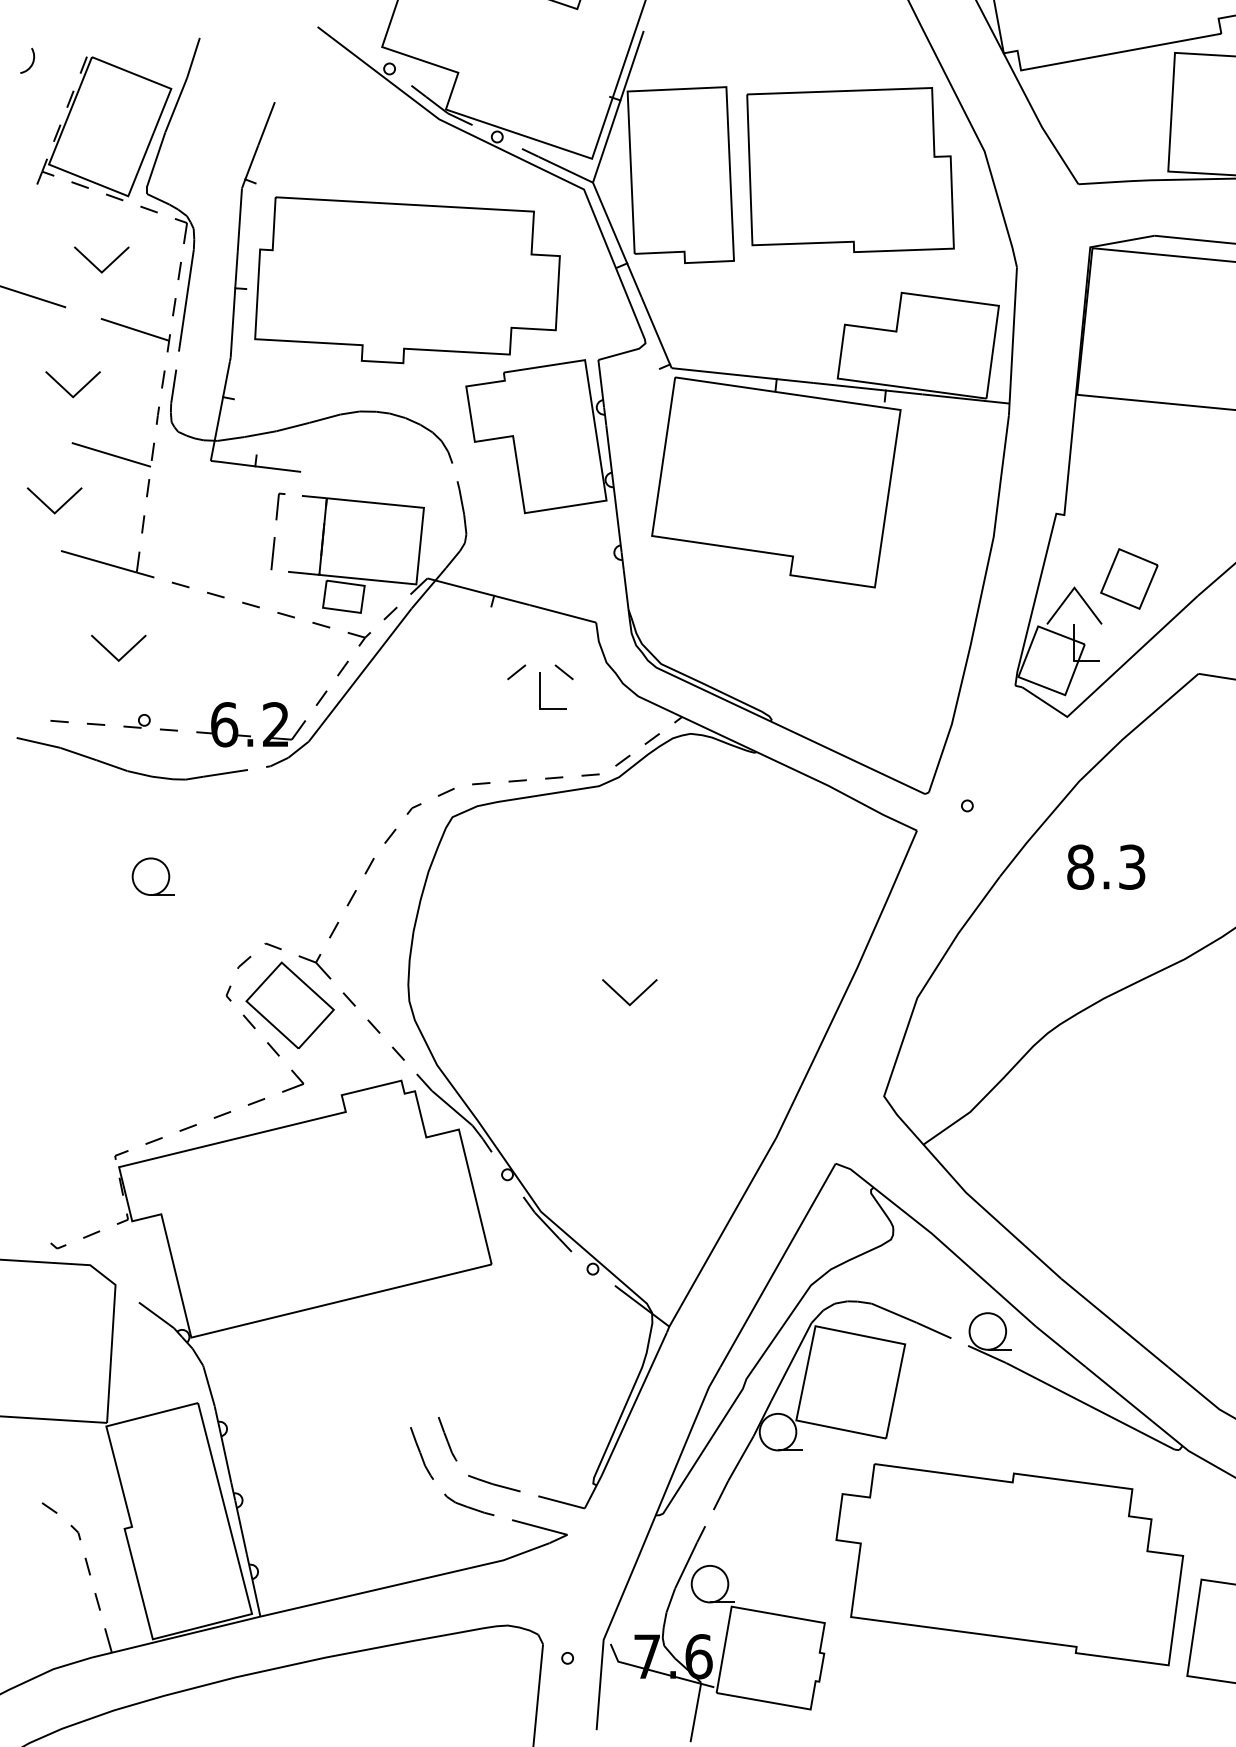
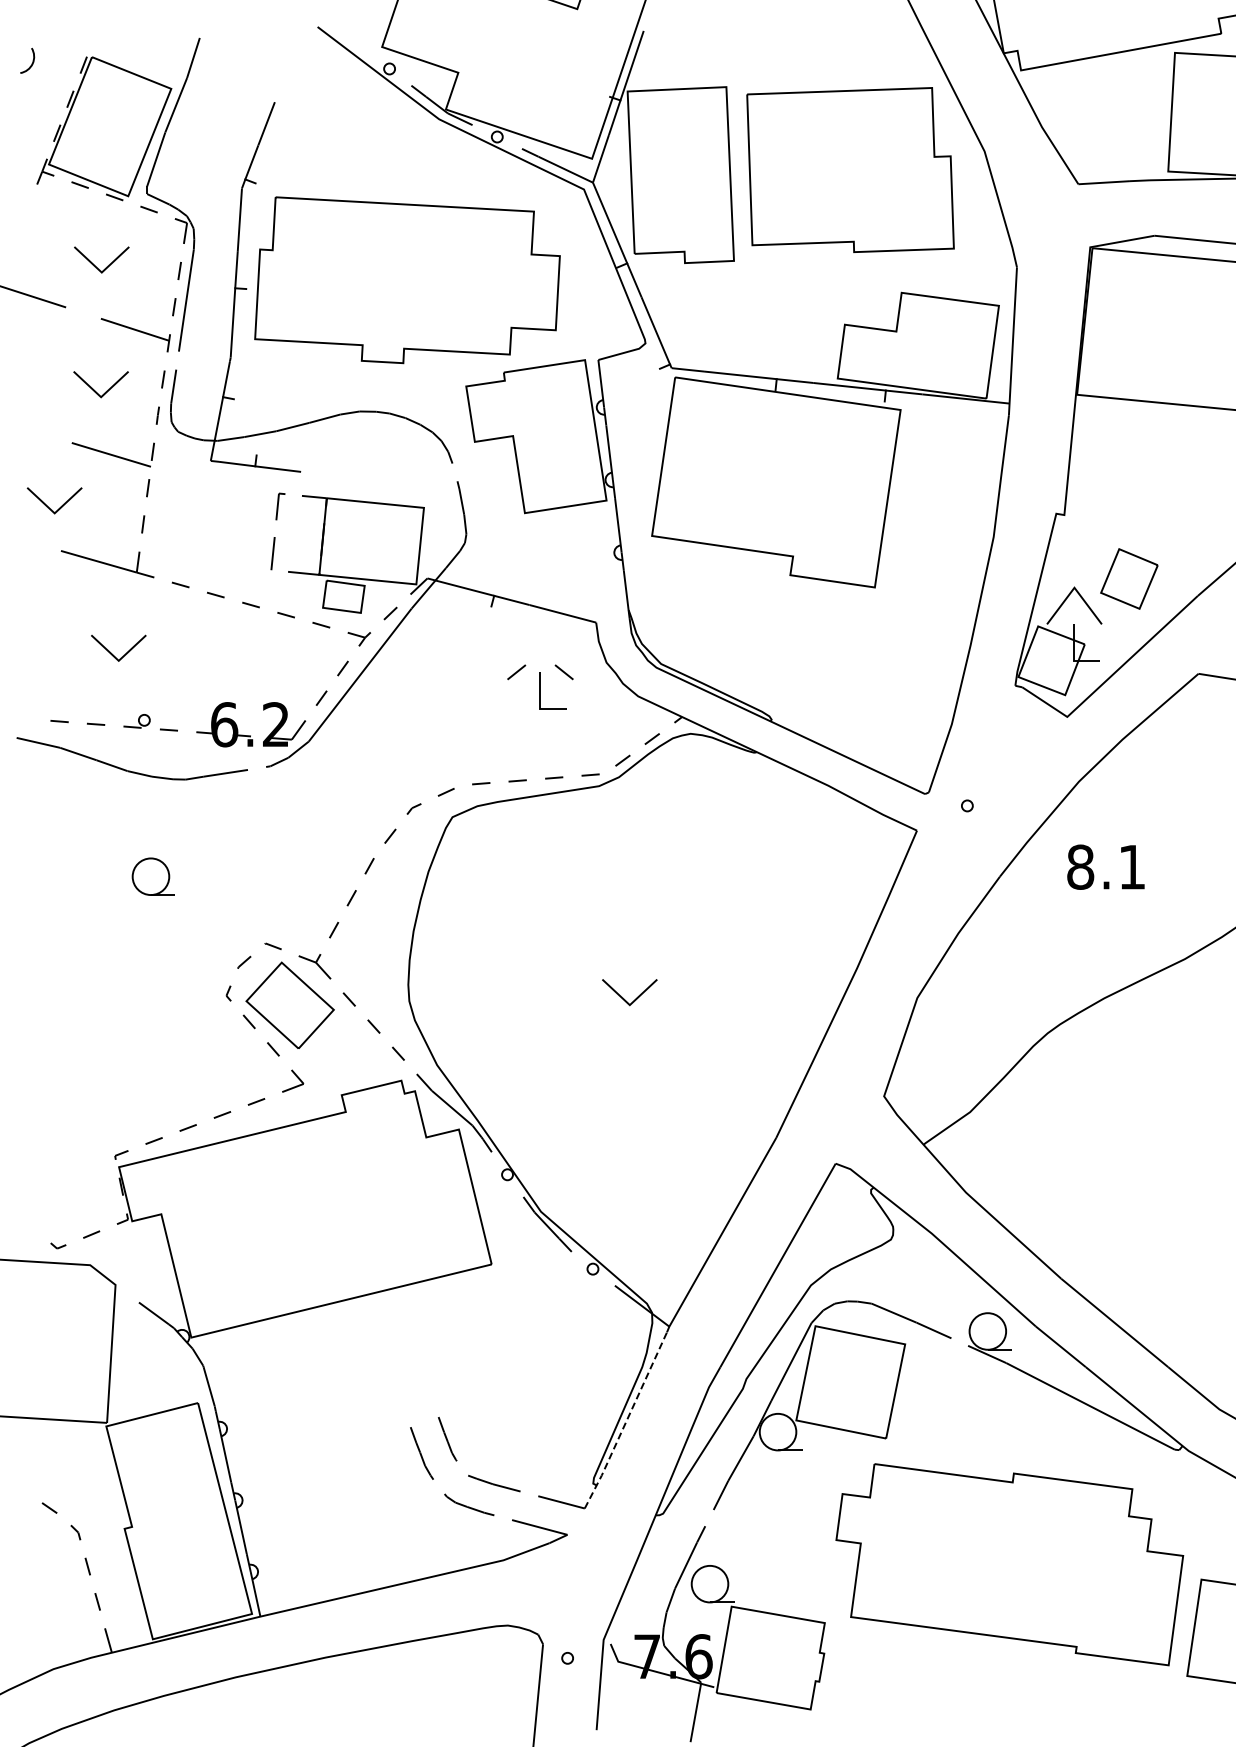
part position: (66, 389) -> (94, 389) (94, 389)
text: 8.3 -> 8.1 (1132, 866)
line: solid -> dashed (626, 1421)
